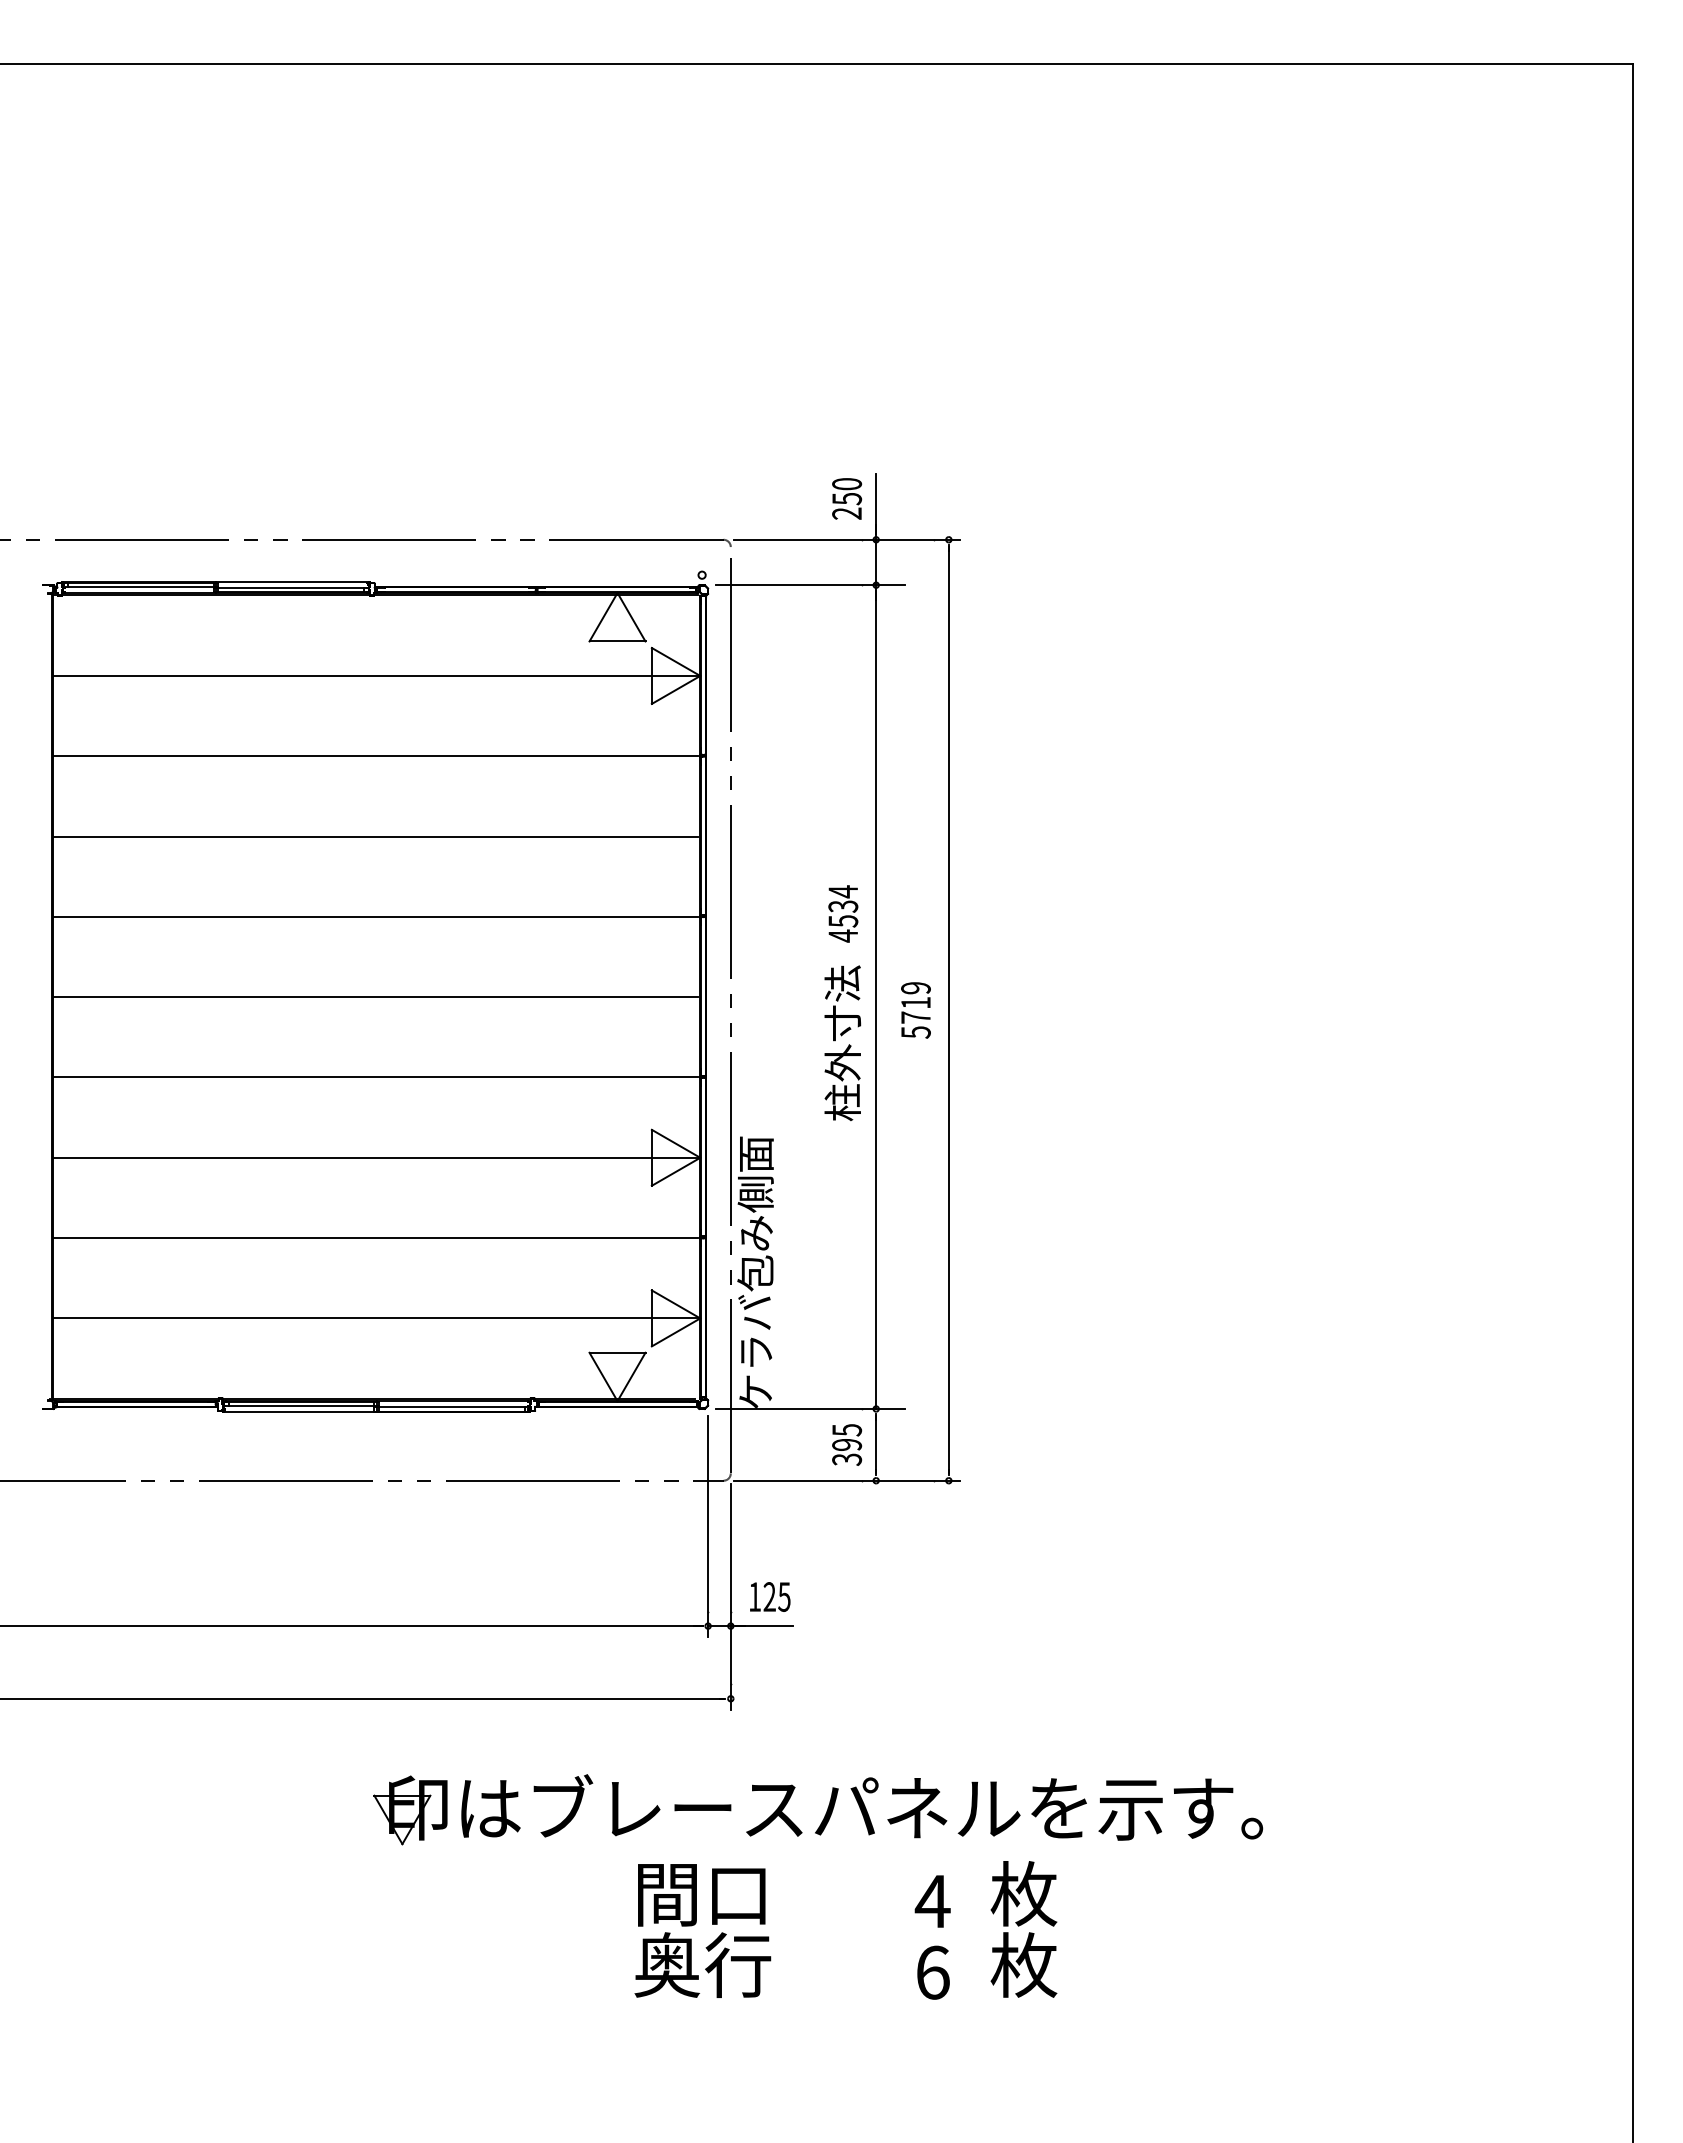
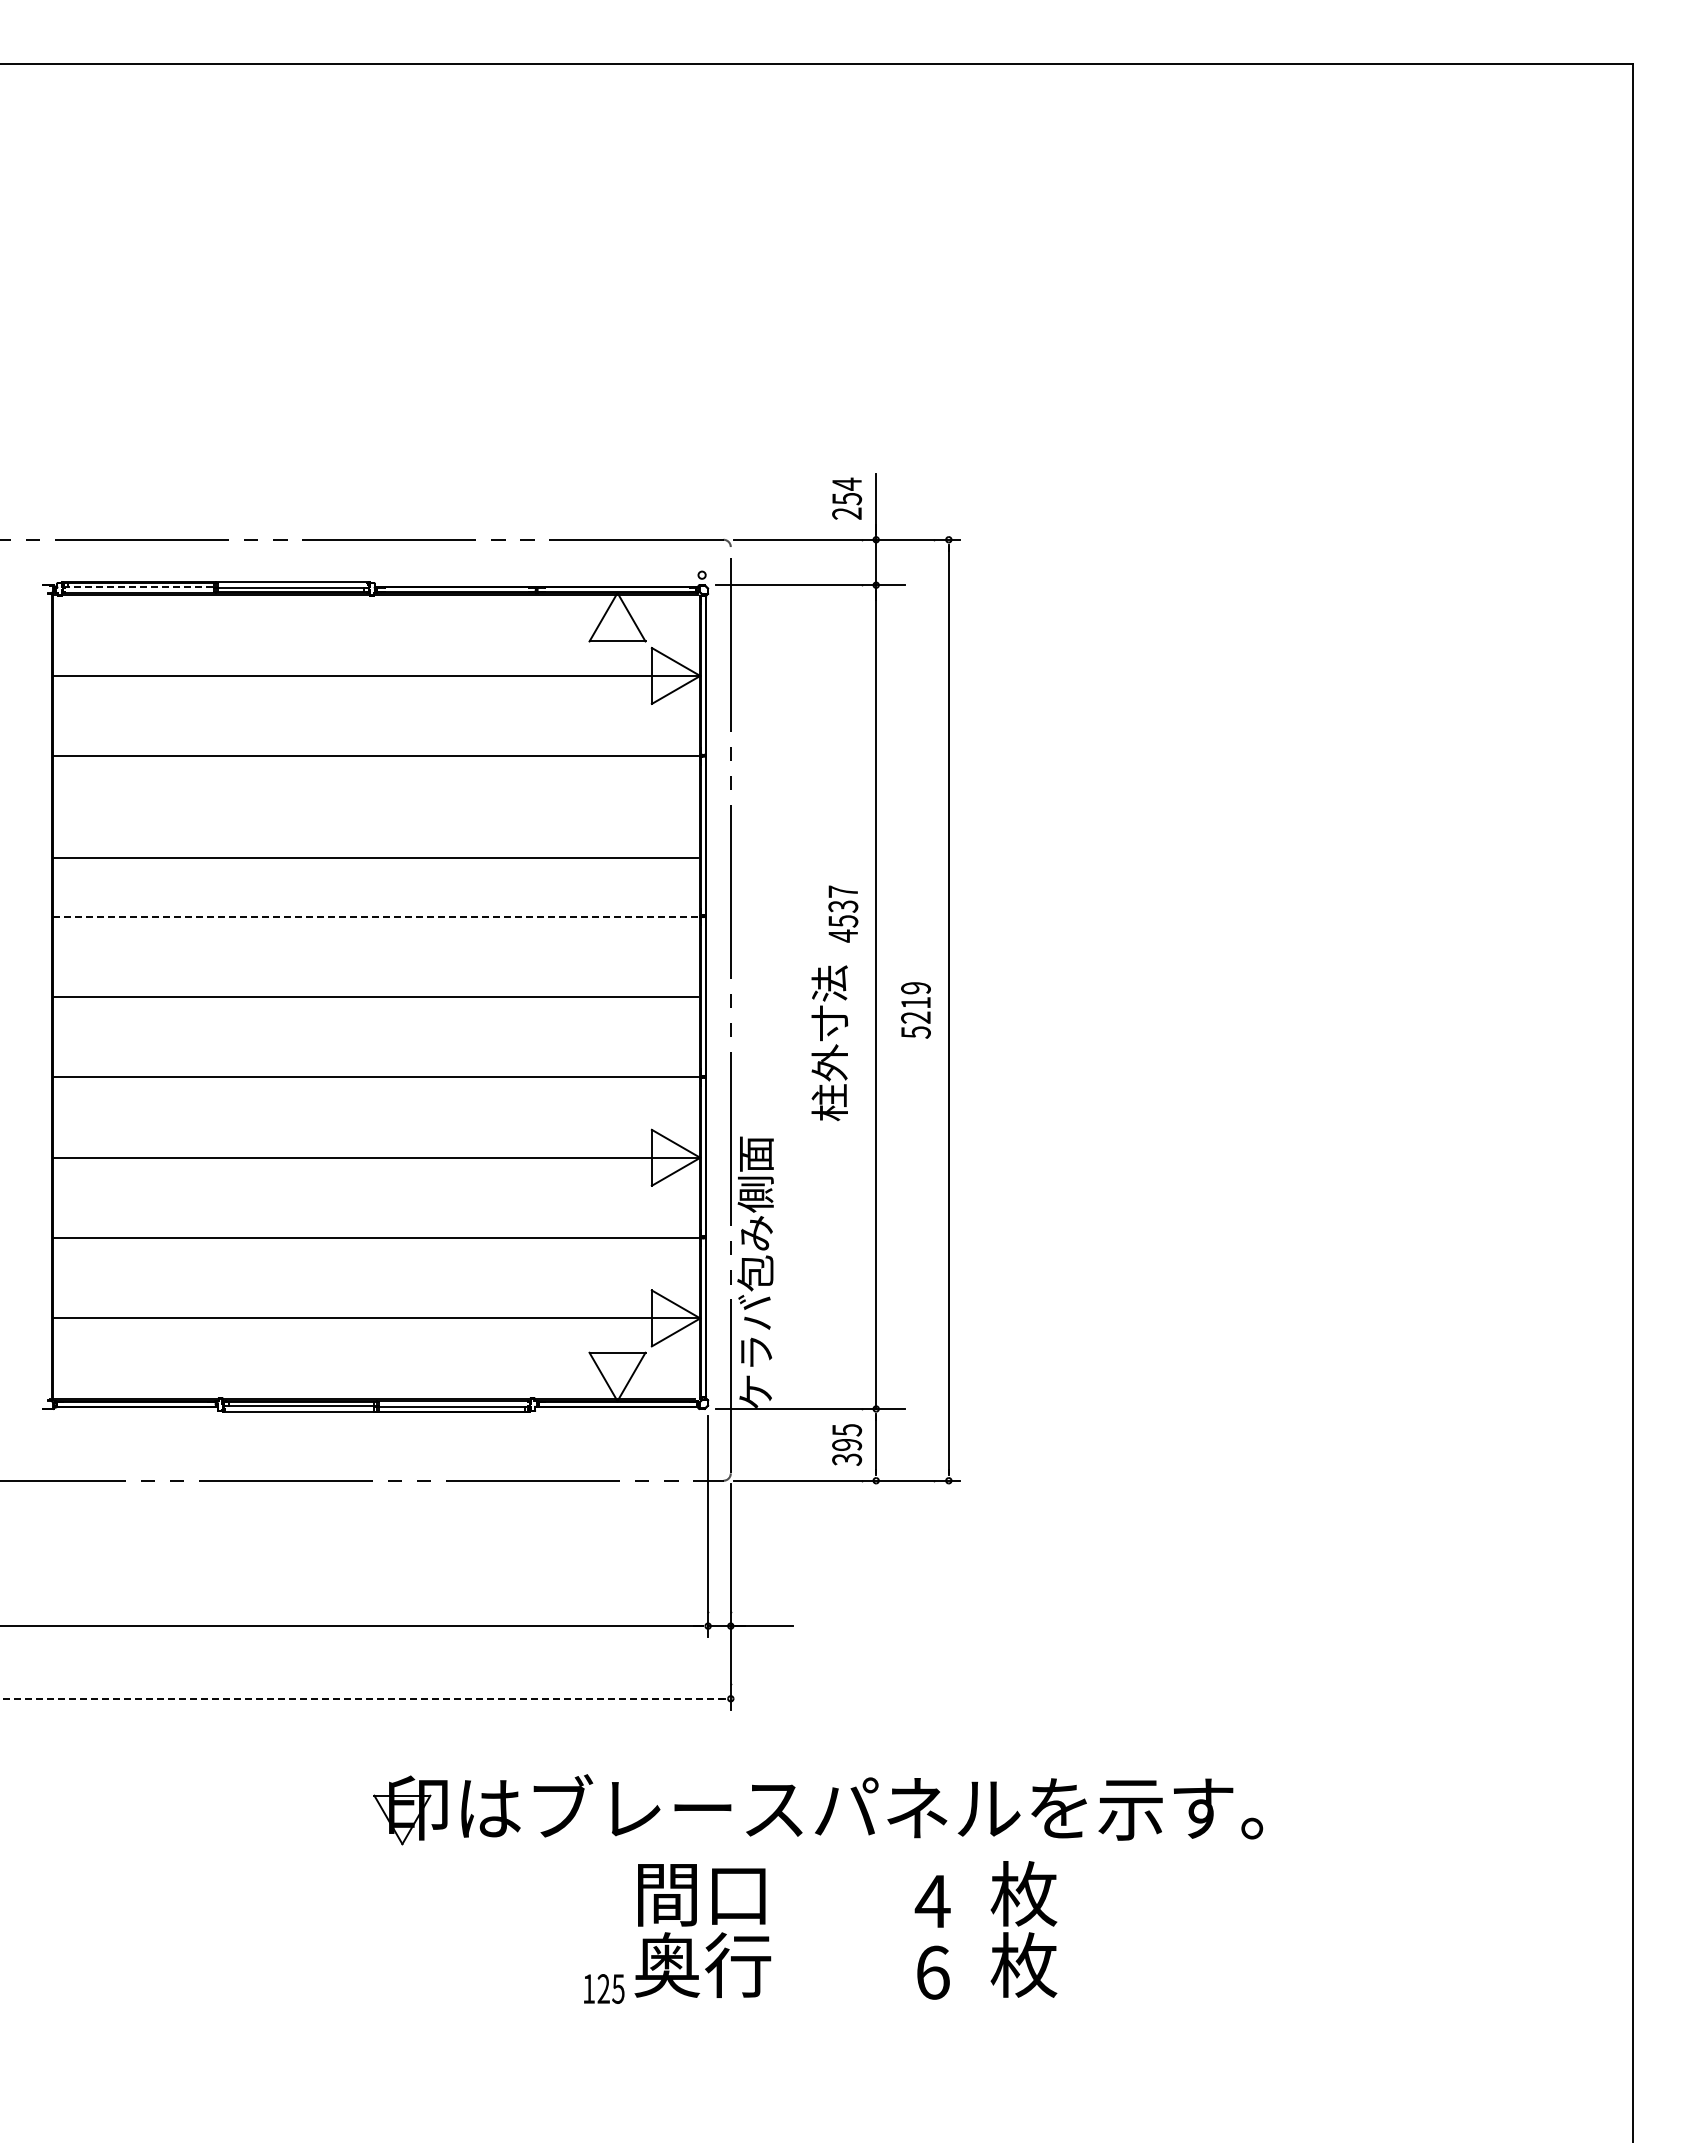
text: 250 -> 254 (847, 483)
line: solid -> dashed (141, 587)
line position: (375, 836) -> (375, 857) (375, 857)
text: 4534 -> 4537 (842, 891)
line: solid -> dashed (375, 916)
text: 5719 -> 5219 (915, 1017)
text position: (842, 1042) -> (829, 1042) (829, 1042)
text position: (770, 1596) -> (604, 1988) (604, 1988)
line: solid -> dashed (362, 1698)
